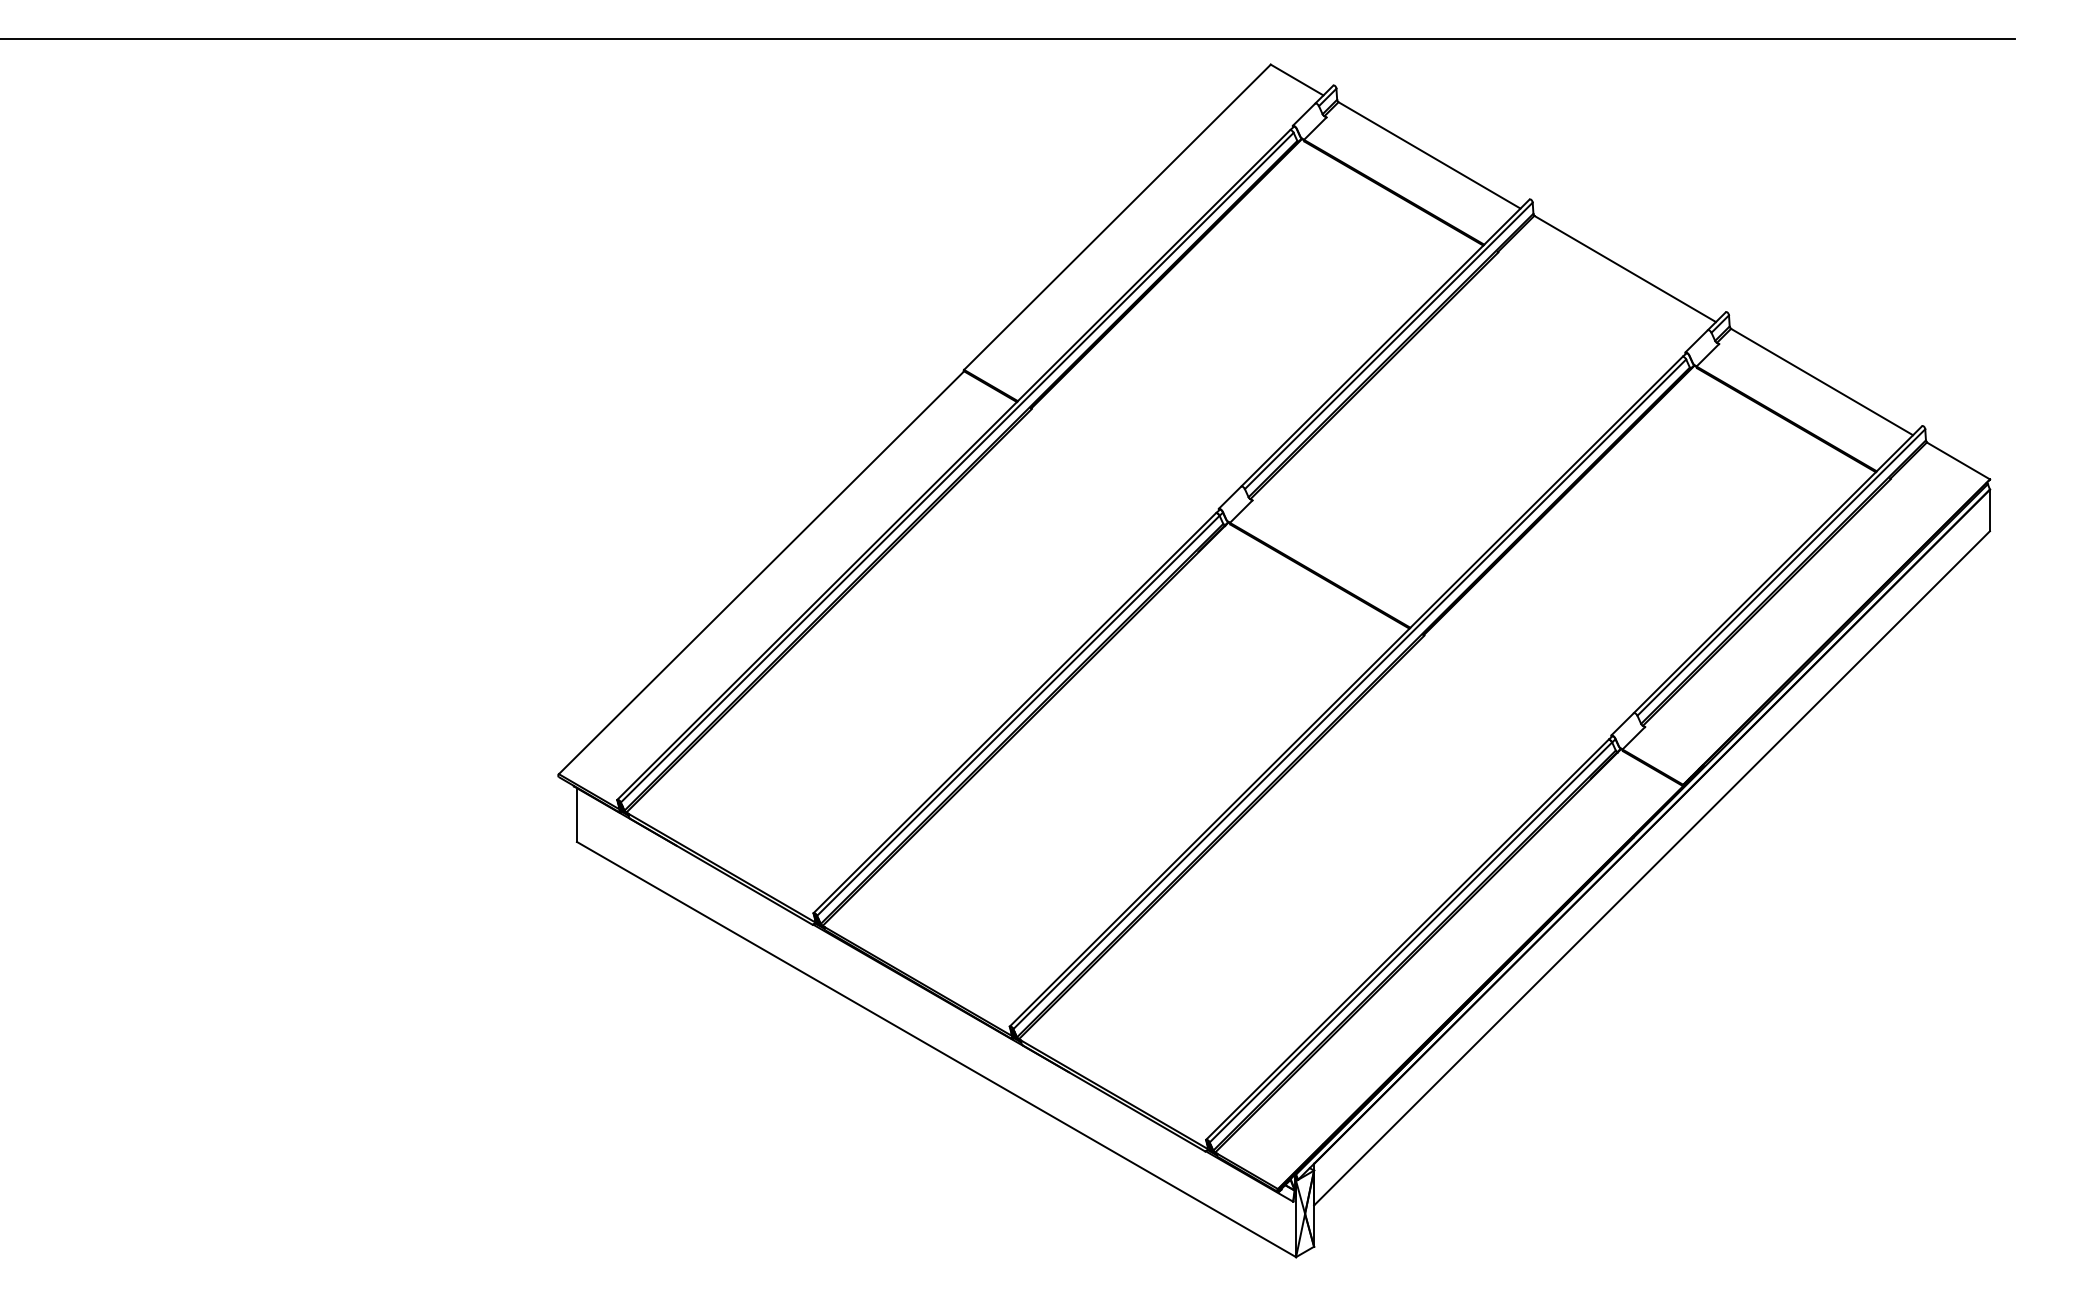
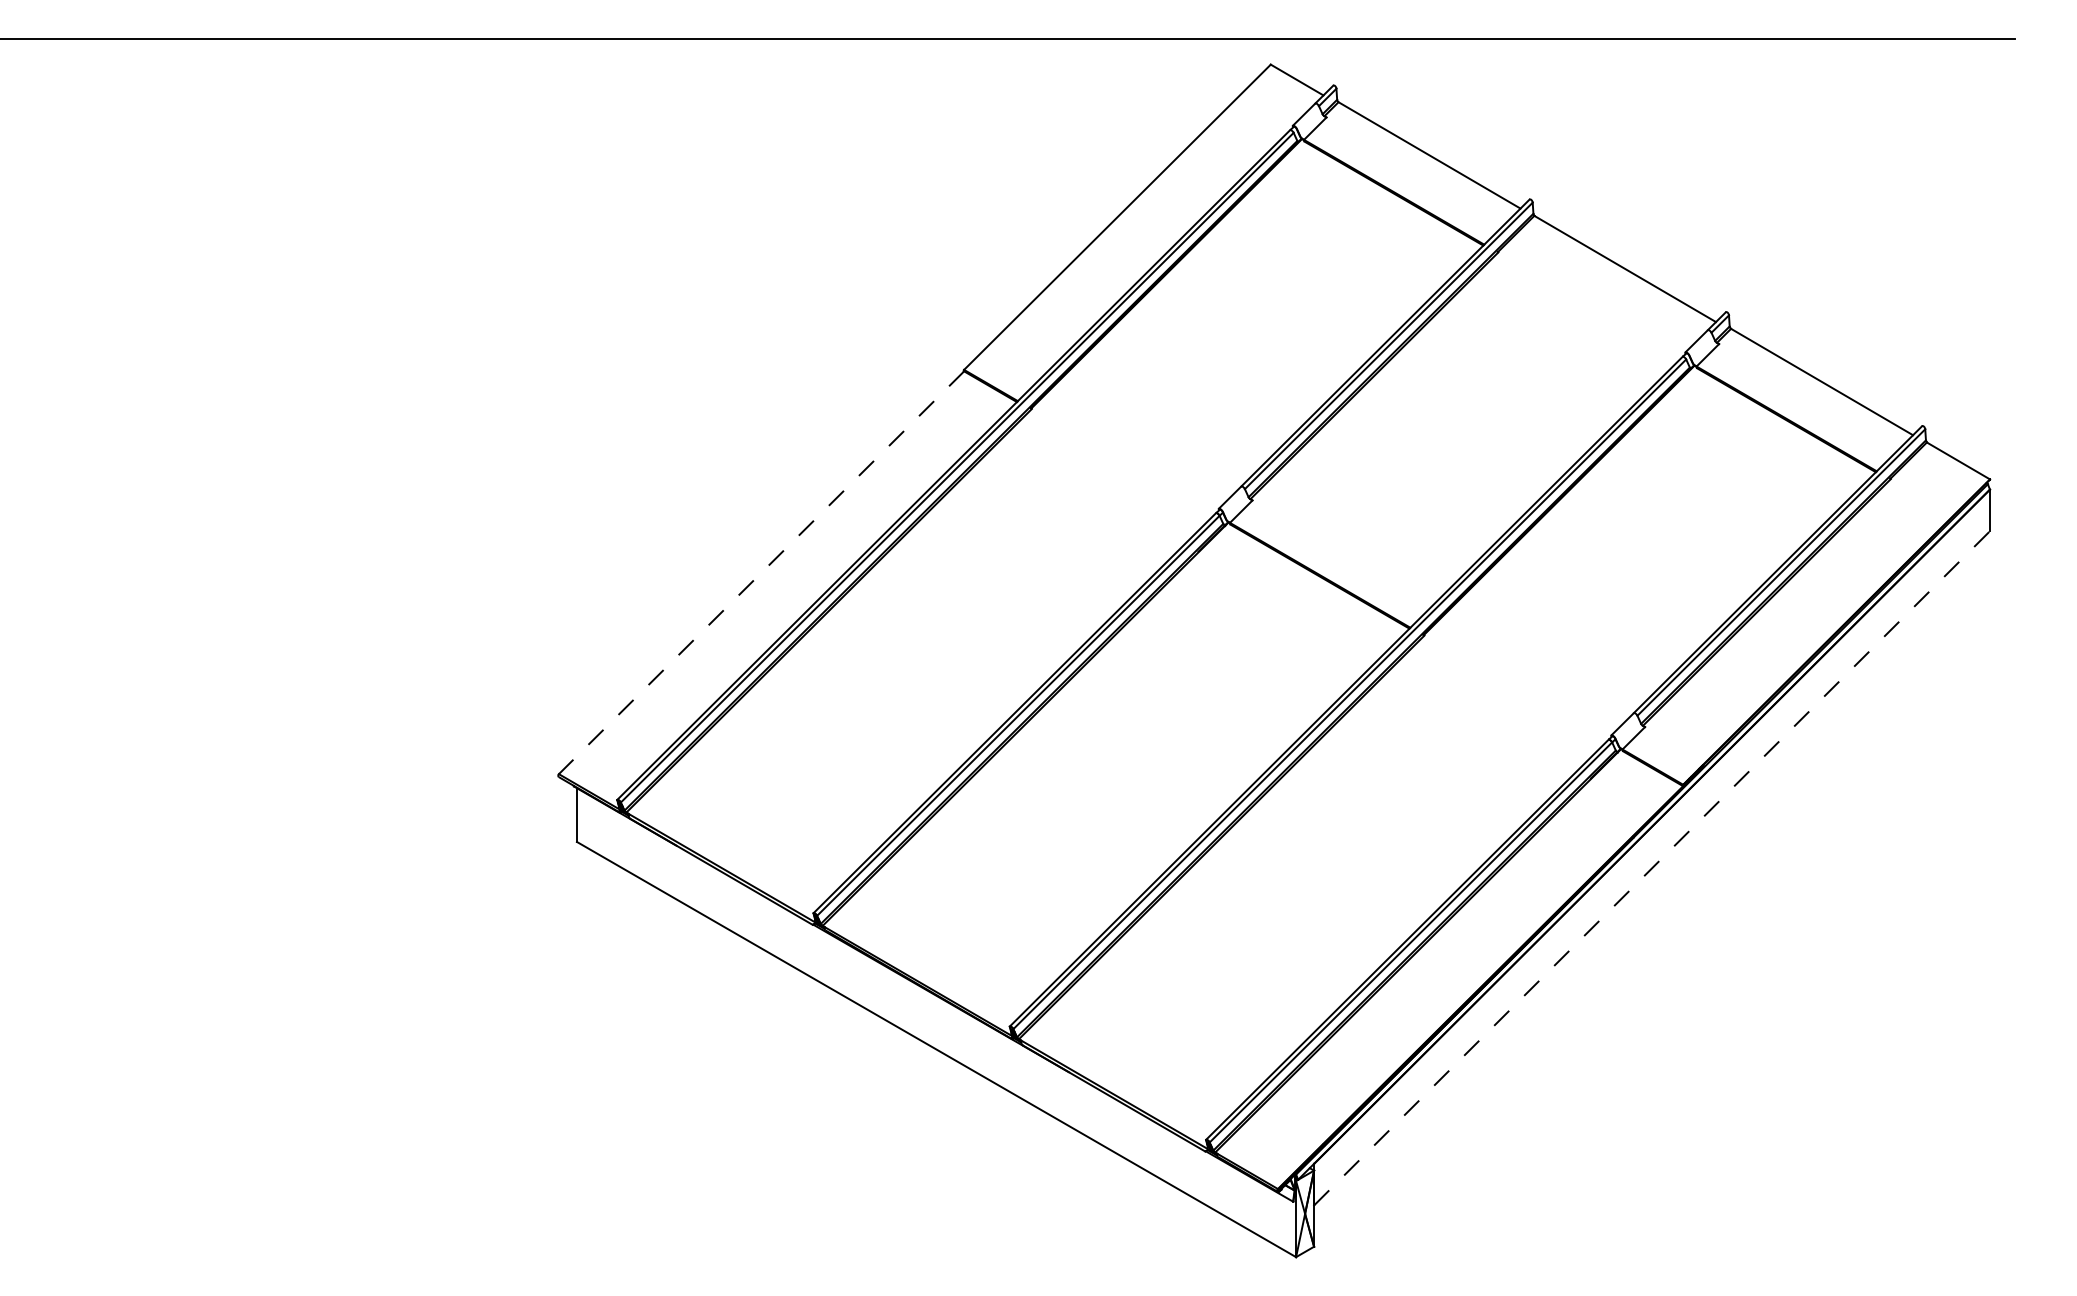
line: solid -> dashed (761, 572)
line: solid -> dashed (1652, 867)
